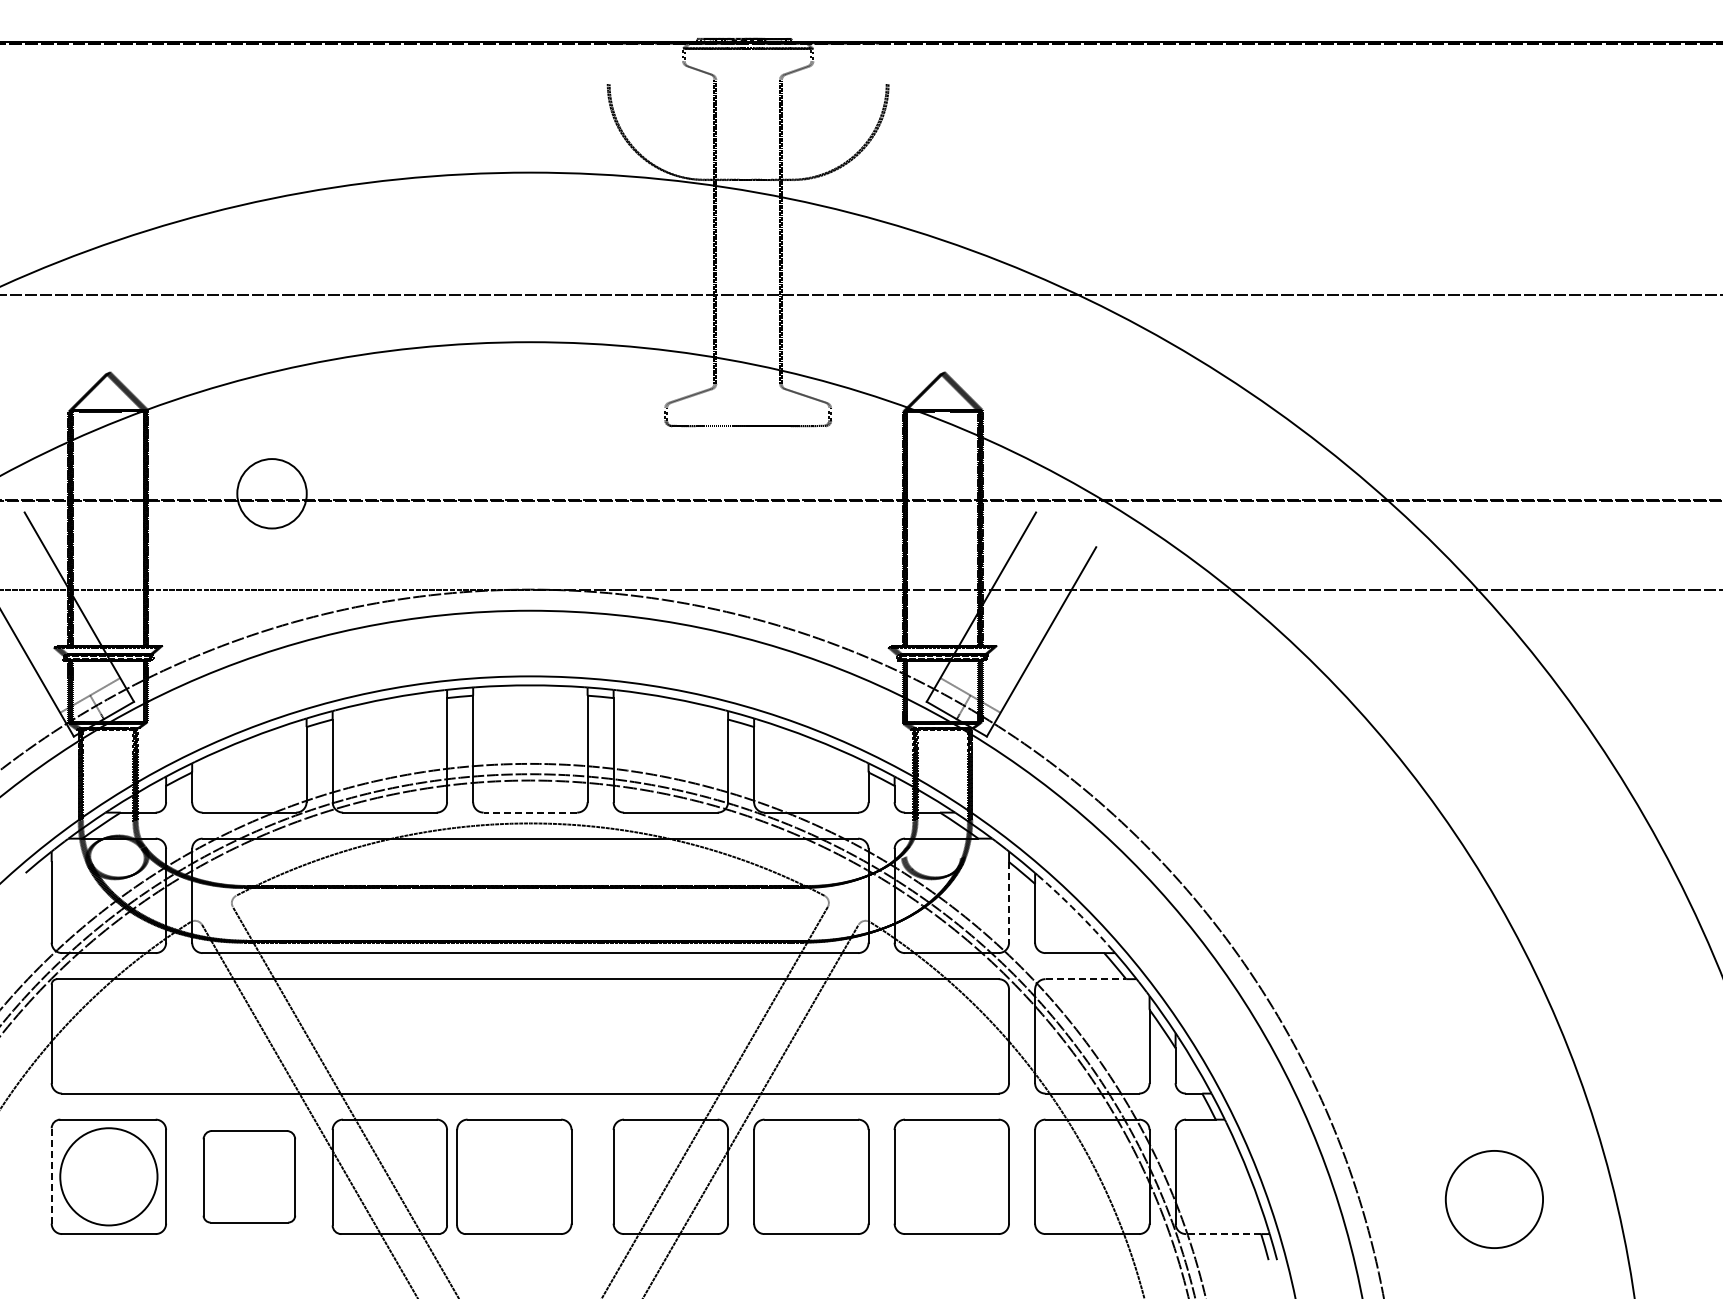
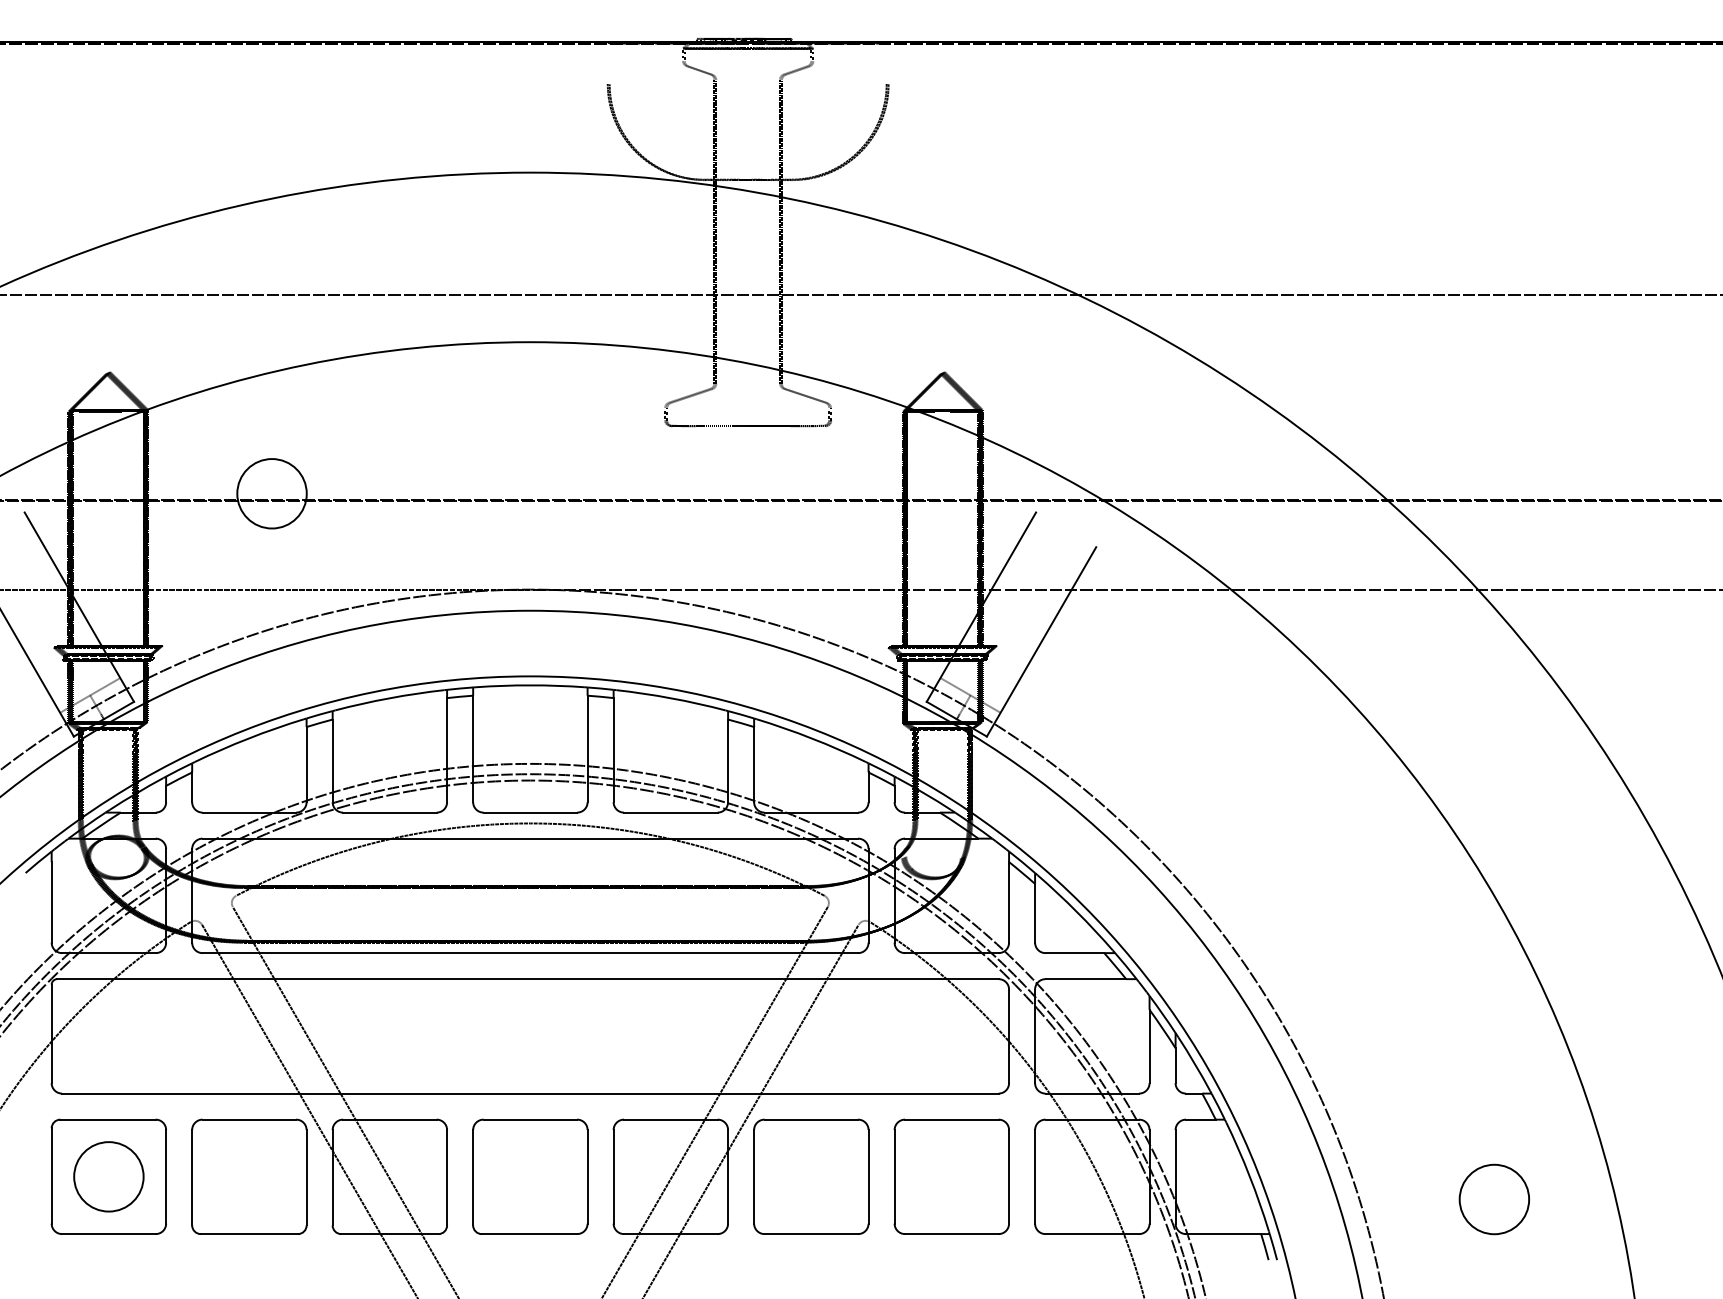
line: dashed -> solid (530, 812)
line: dashed -> solid (1009, 902)
arc: dashed -> solid (1076, 911)
line: dashed -> solid (1086, 979)
line: dashed -> solid (51, 1175)
circle diameter: 97 px -> 69 px (108, 1176)
part size: 94x94 px -> 117x117 px (249, 1176)
part position: (514, 1176) -> (530, 1176) (530, 1176)
circle diameter: 97 px -> 69 px (1494, 1199)
line: dashed -> solid (1223, 1234)
